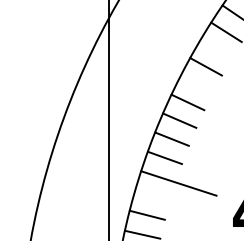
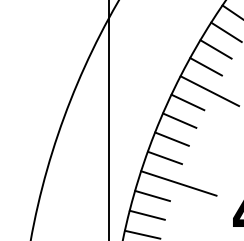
line: none -> present (215, 49)
line: none -> present (209, 91)
line: none -> present (152, 195)
